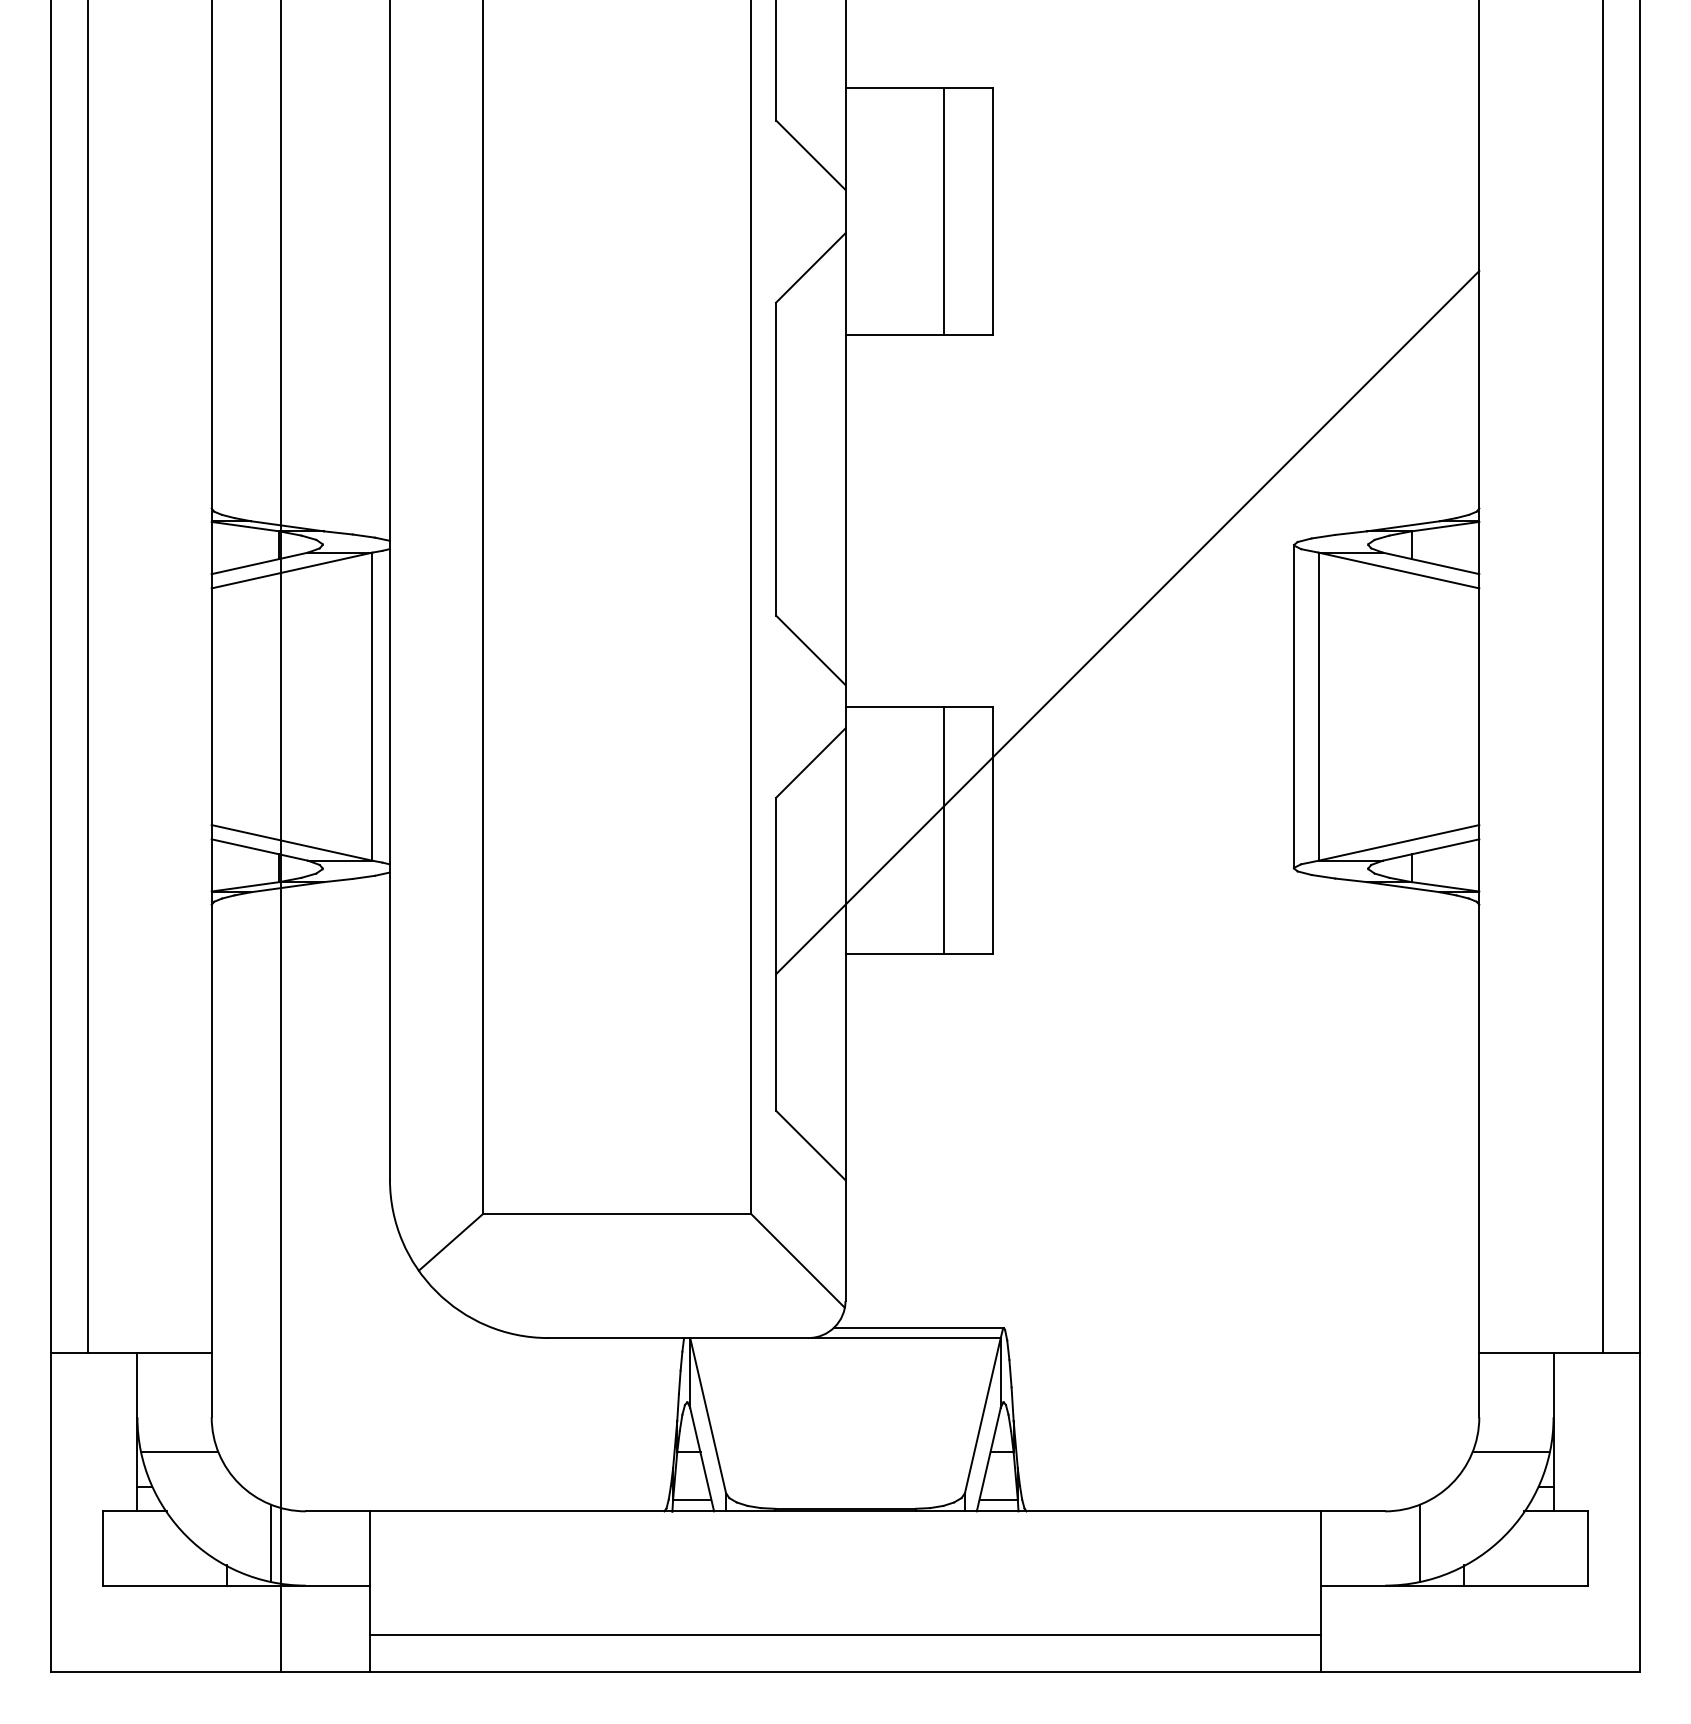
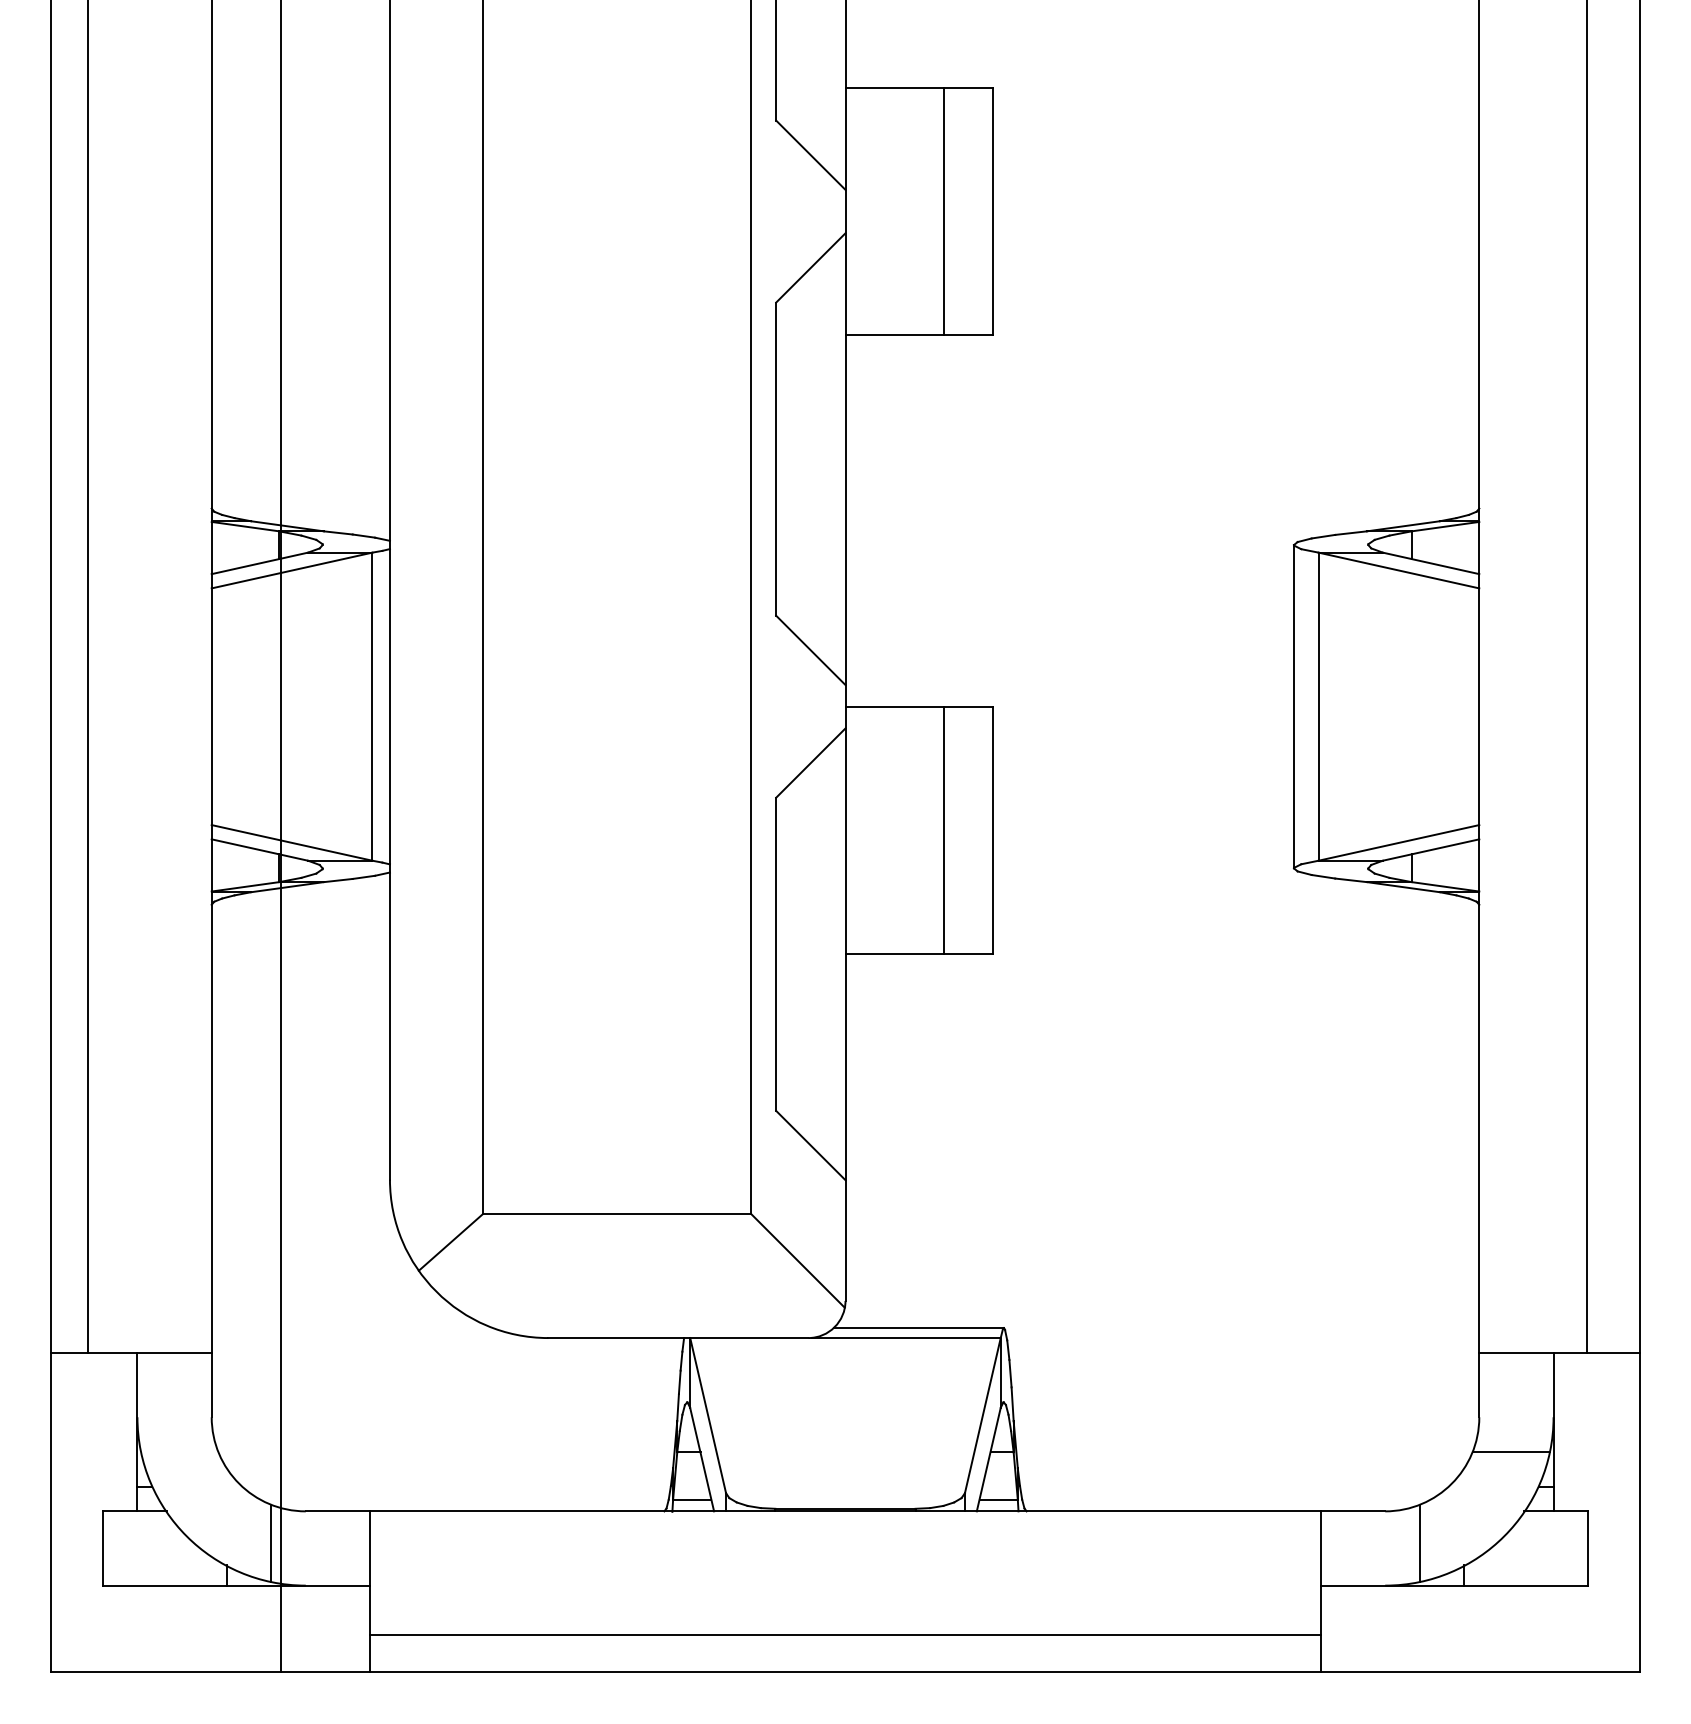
line: present -> none (1127, 622)
line position: (1603, 677) -> (1587, 677) (1587, 677)
line: present -> none (179, 1451)
